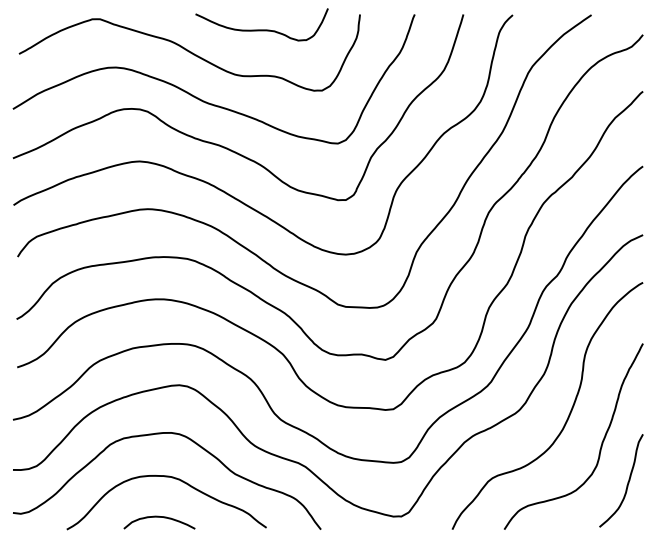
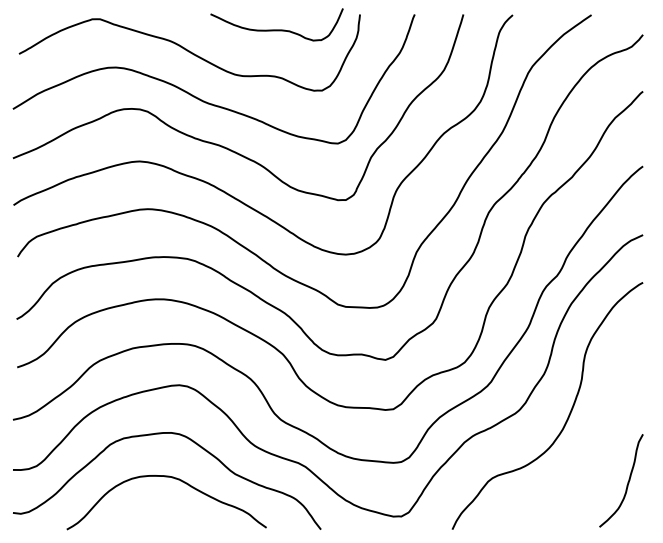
curve position: (261, 29) -> (276, 29) (276, 29)
curve: present -> none (600, 445)
curve: present -> none (159, 517)
